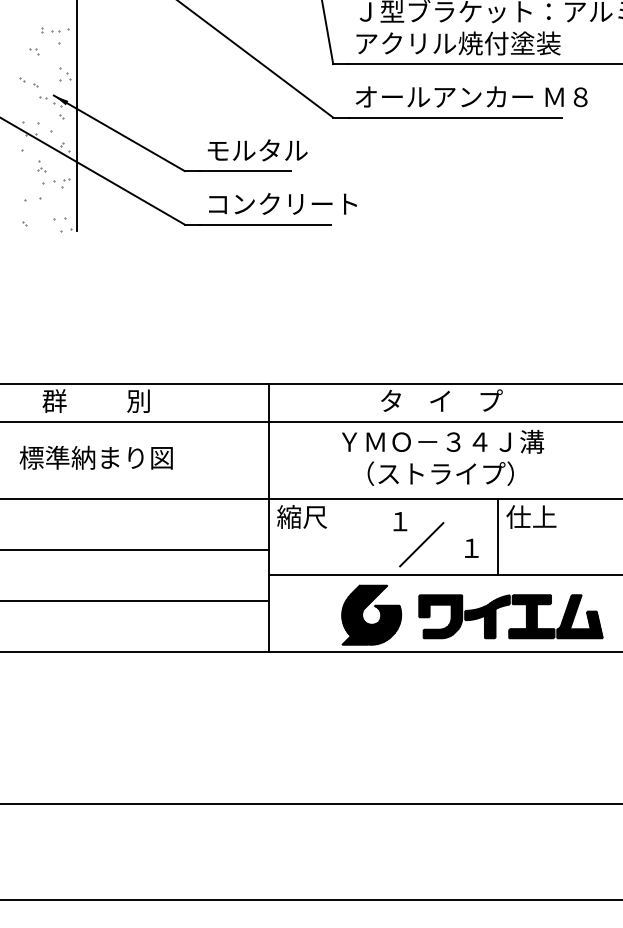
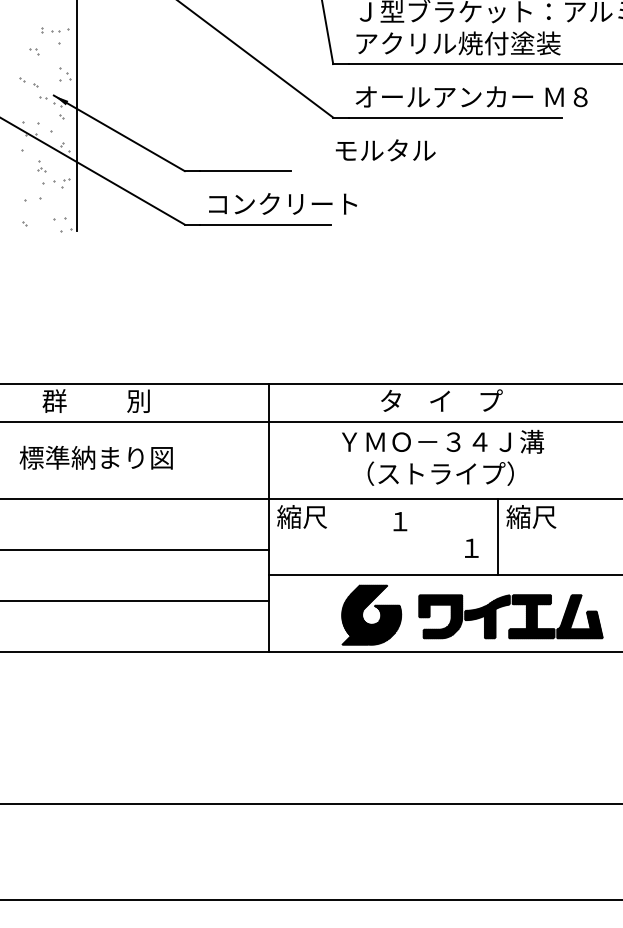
text position: (257, 150) -> (385, 150) (385, 150)
text: 仕上 -> 縮尺 (531, 516)
line: present -> none (421, 544)
